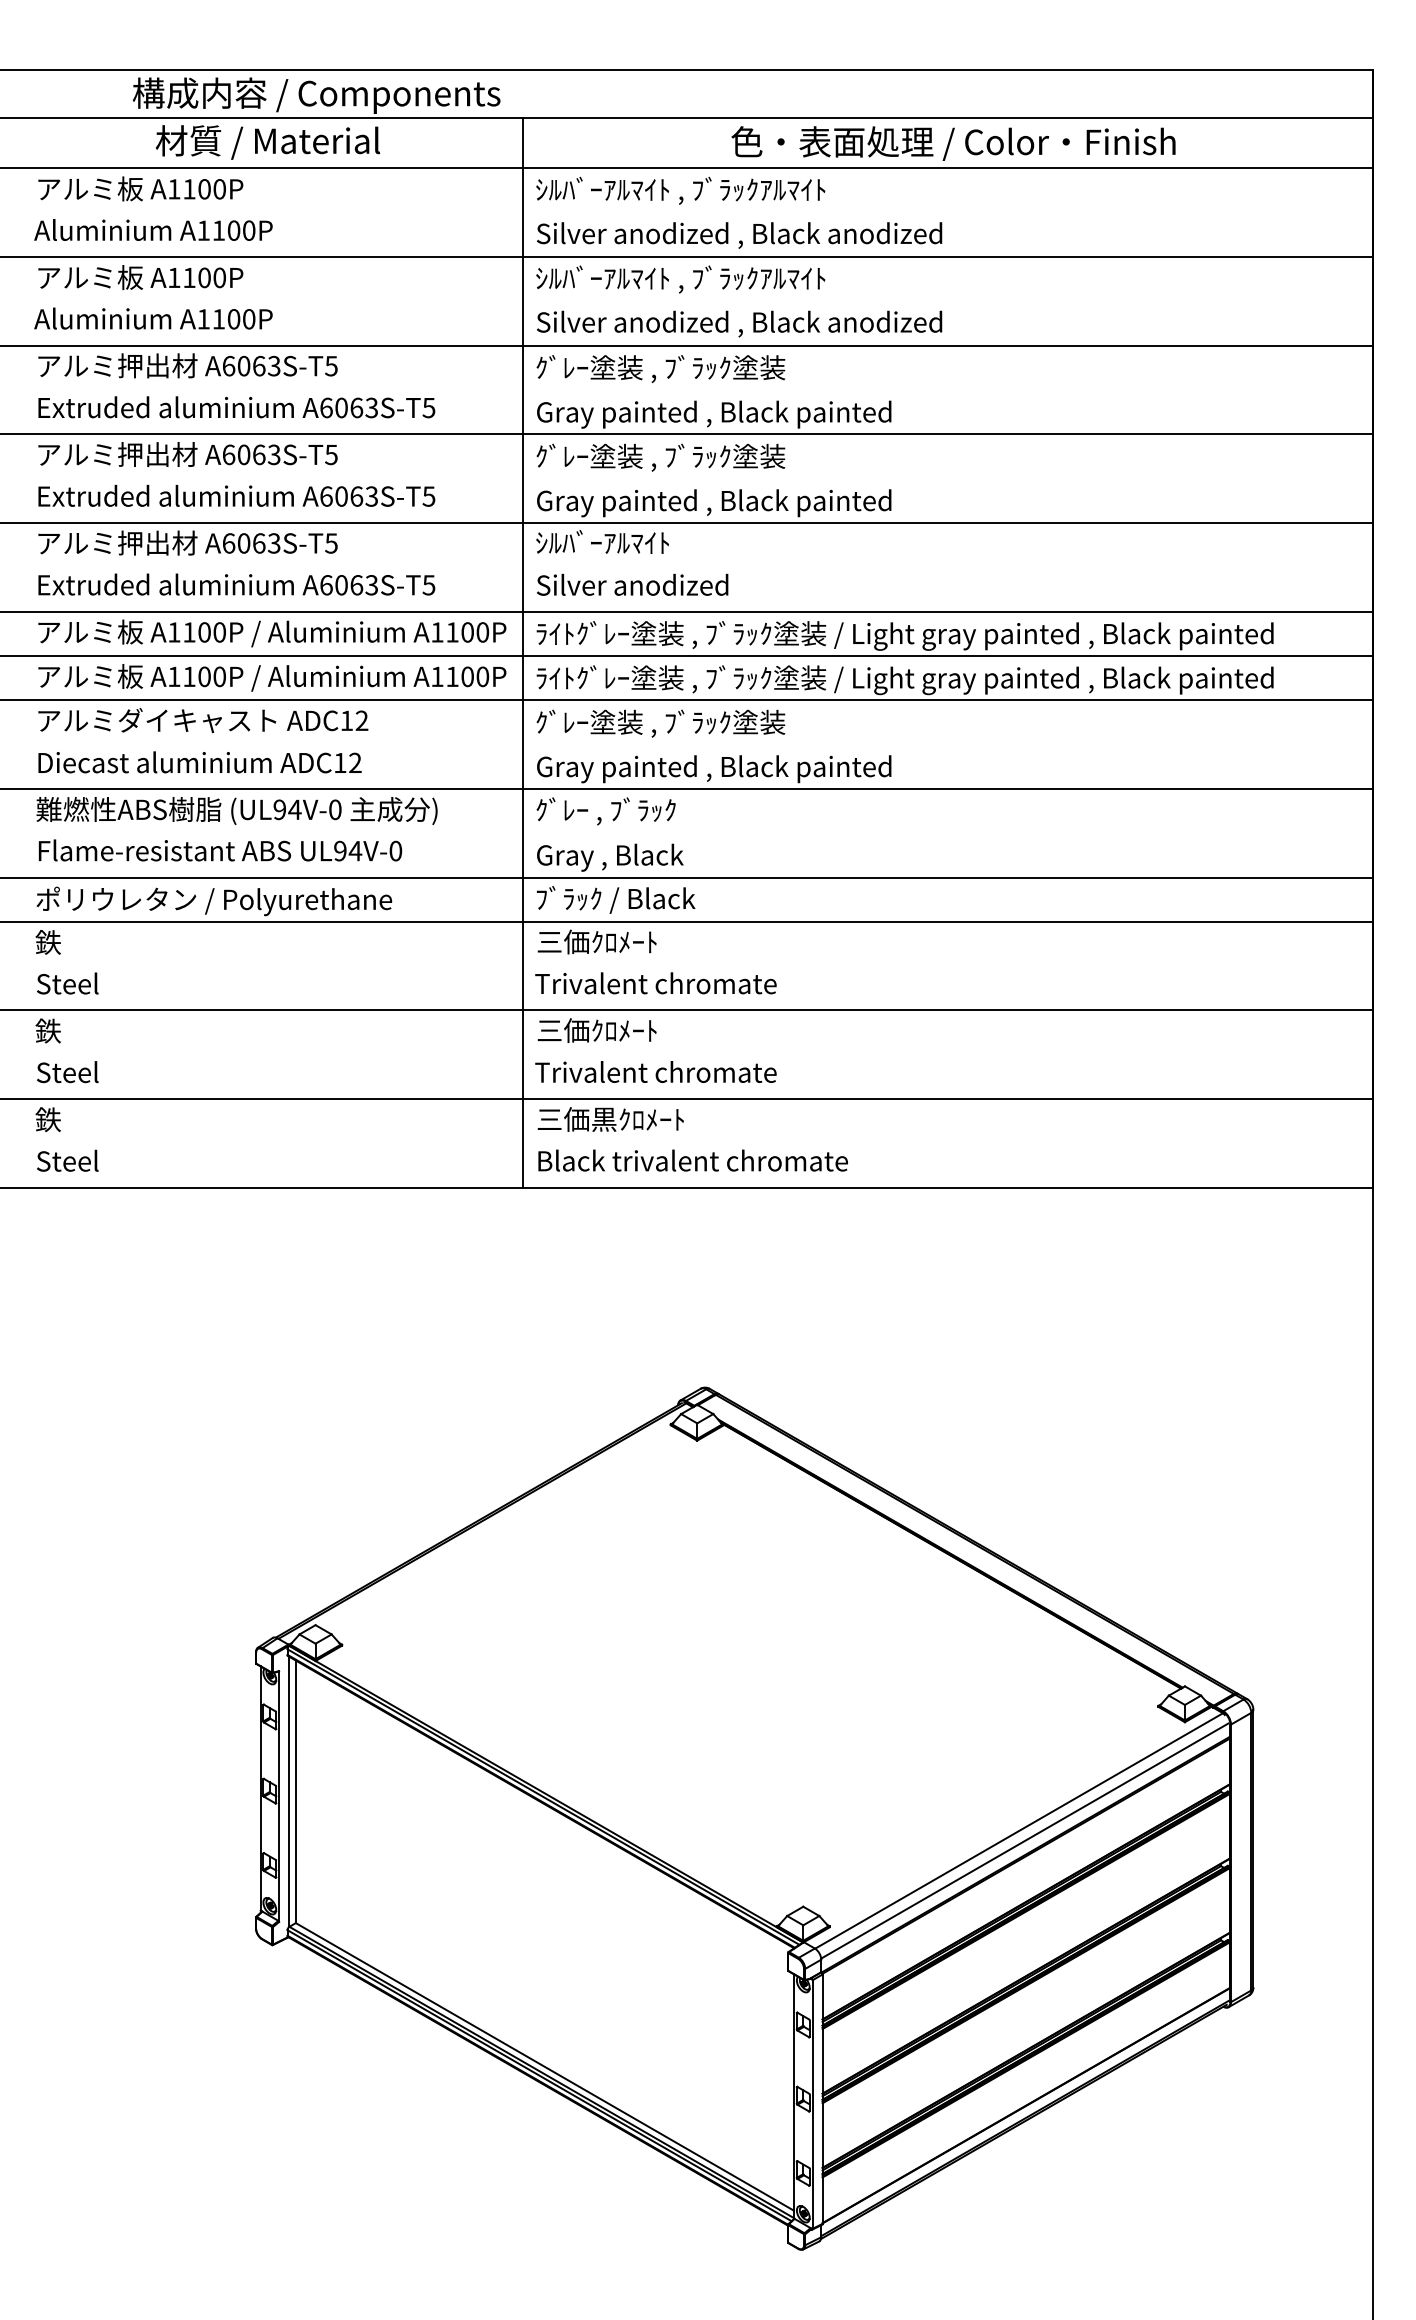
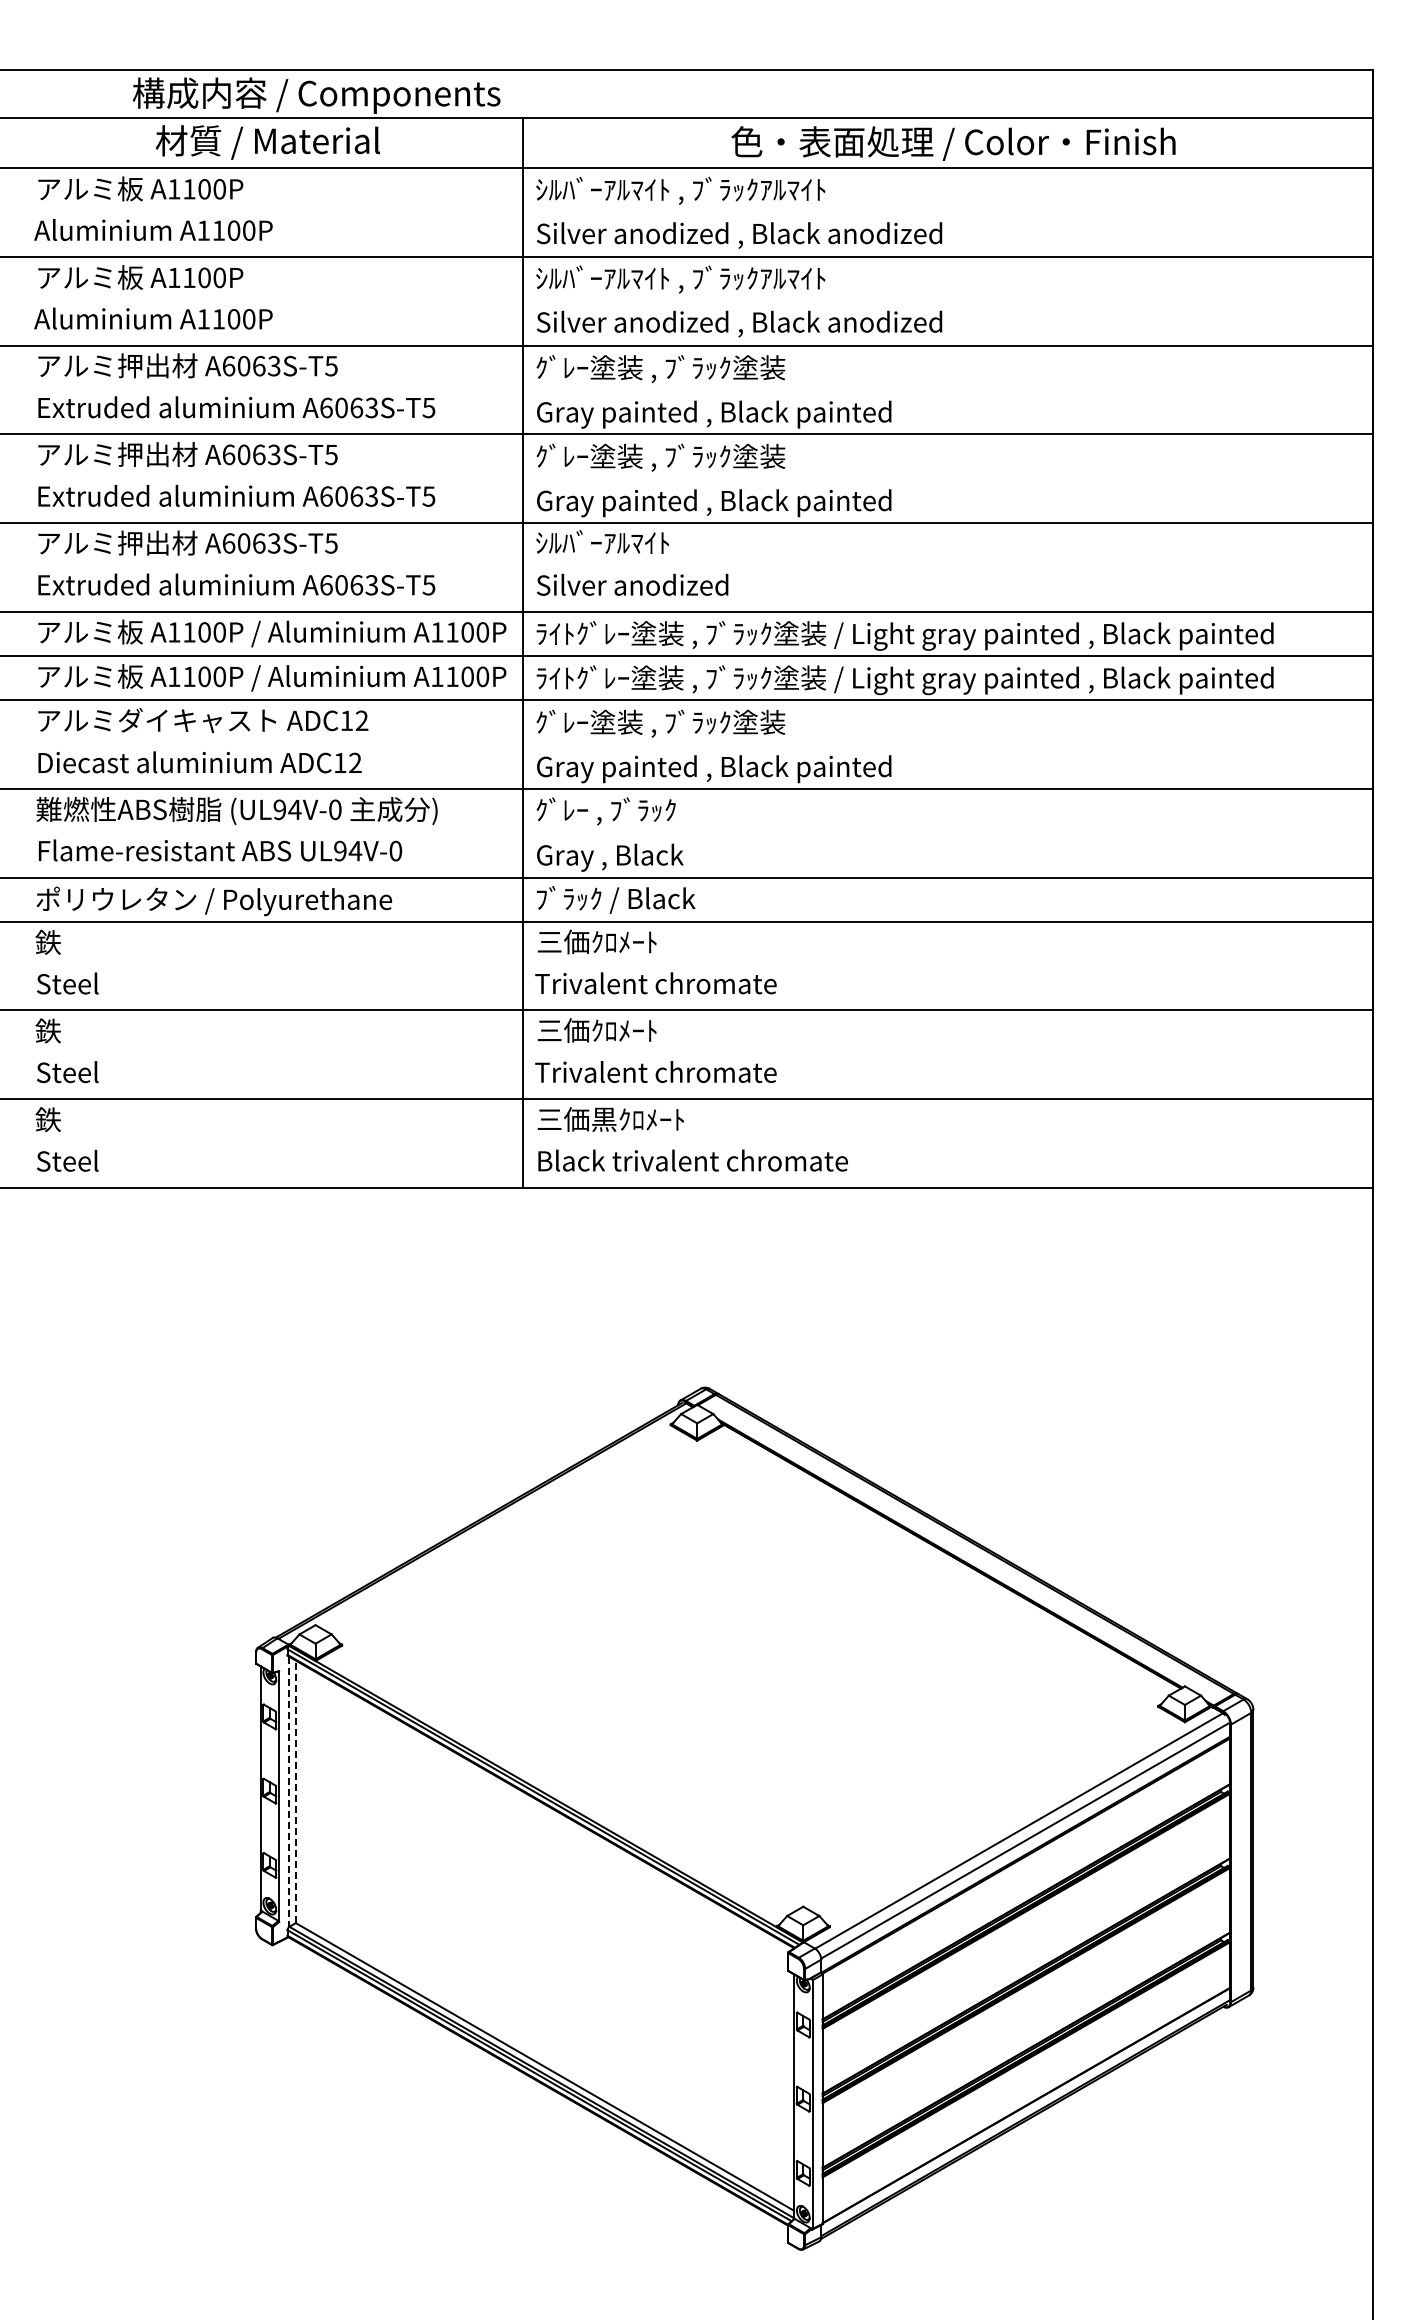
line: solid -> dashed (295, 1791)
line: solid -> dashed (289, 1792)
